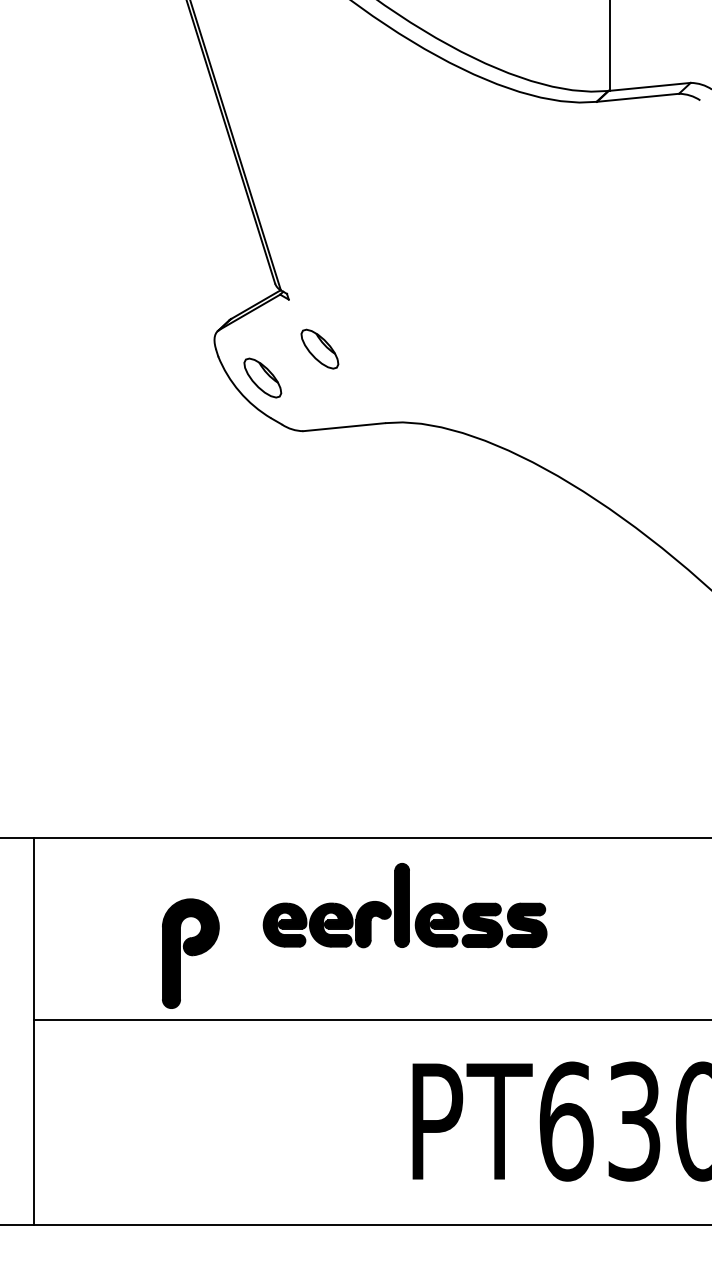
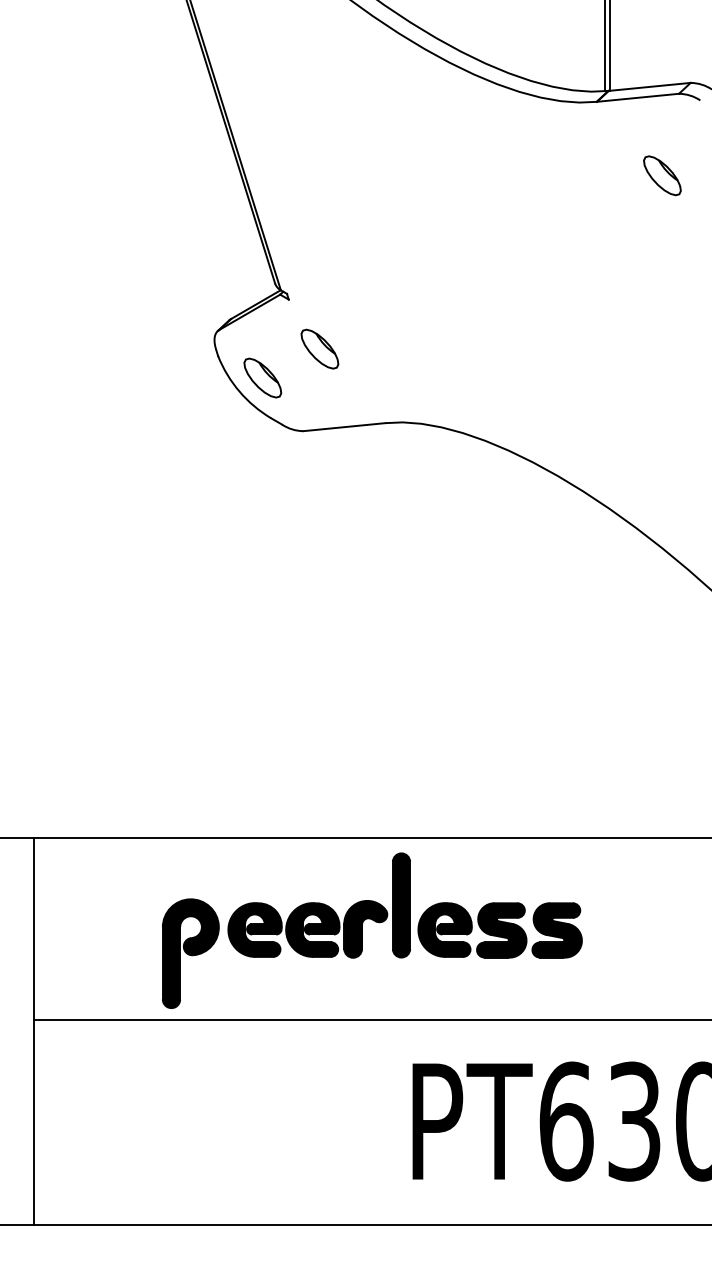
line: none -> present (605, 46)
part: none -> present (662, 175)
part size: 286x86 px -> 356x107 px (404, 905)
